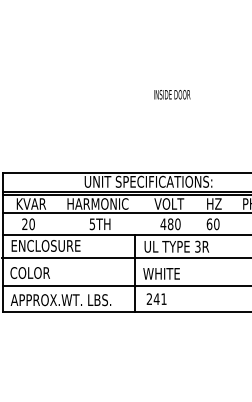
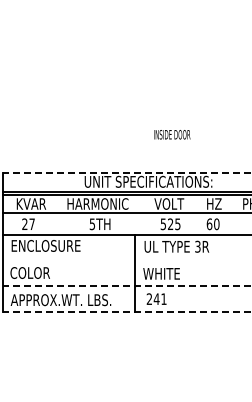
text position: (172, 94) -> (172, 134) (172, 134)
line: solid -> dashed (126, 172)
text: 20 -> 27 (31, 224)
text: 480 -> 525 (170, 224)
line: present -> none (125, 258)
line: solid -> dashed (126, 286)
line: solid -> dashed (126, 312)
